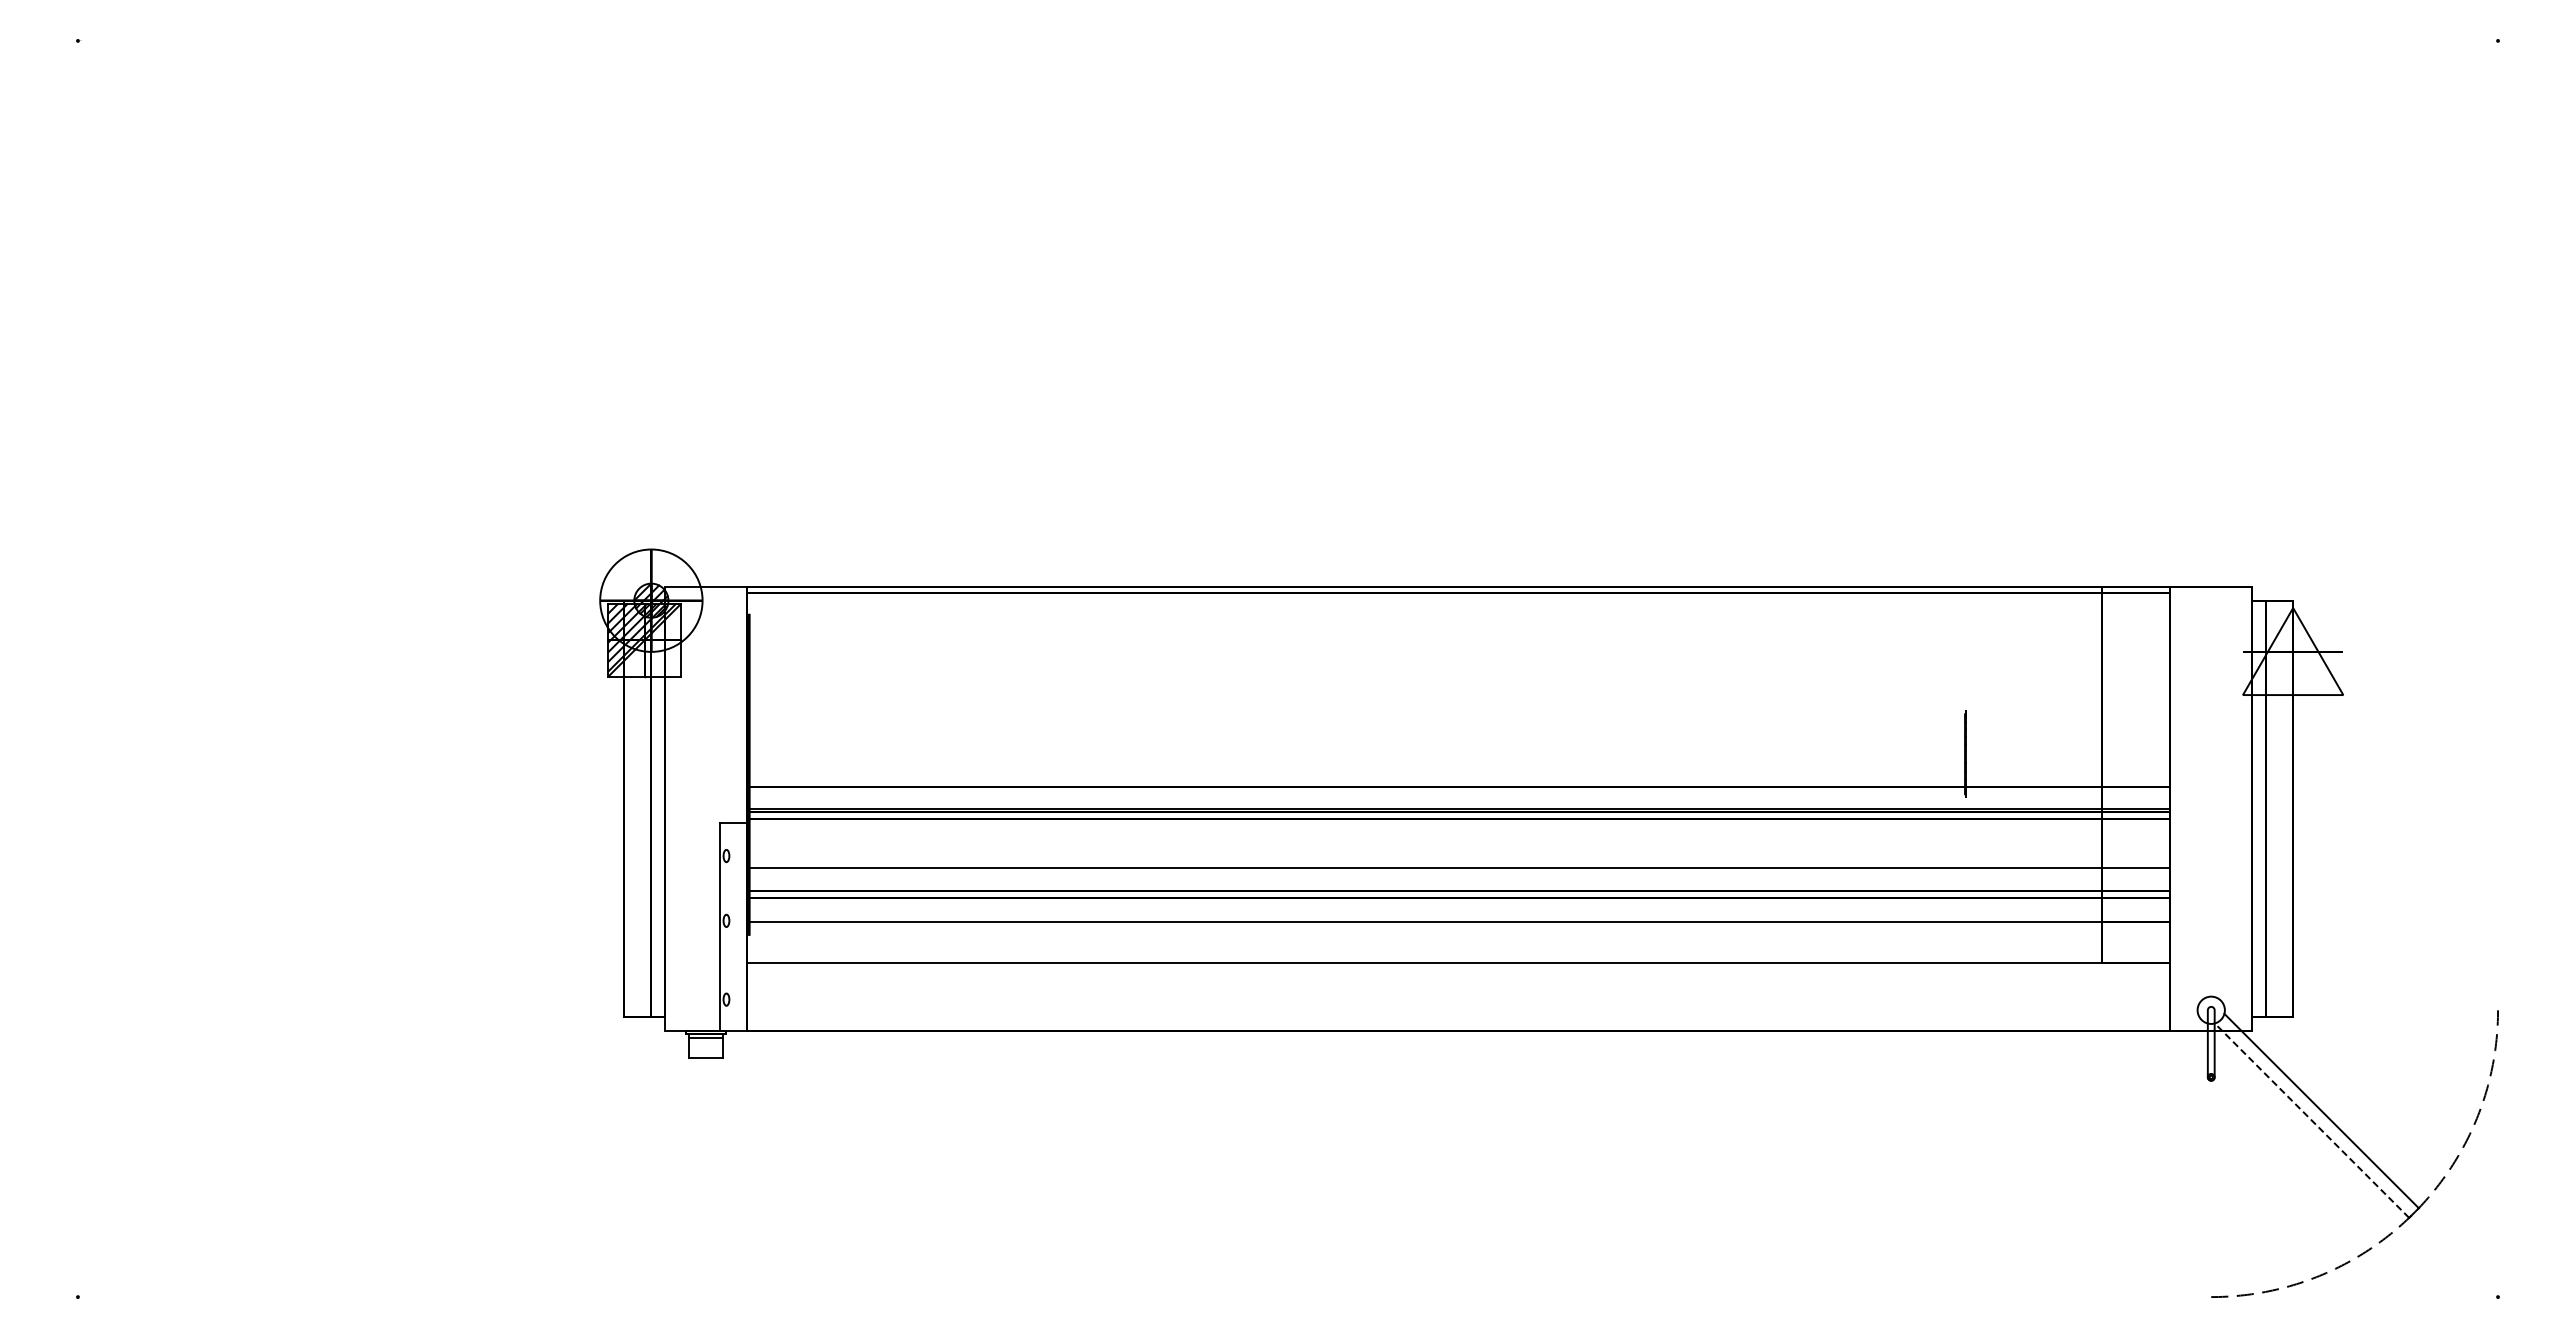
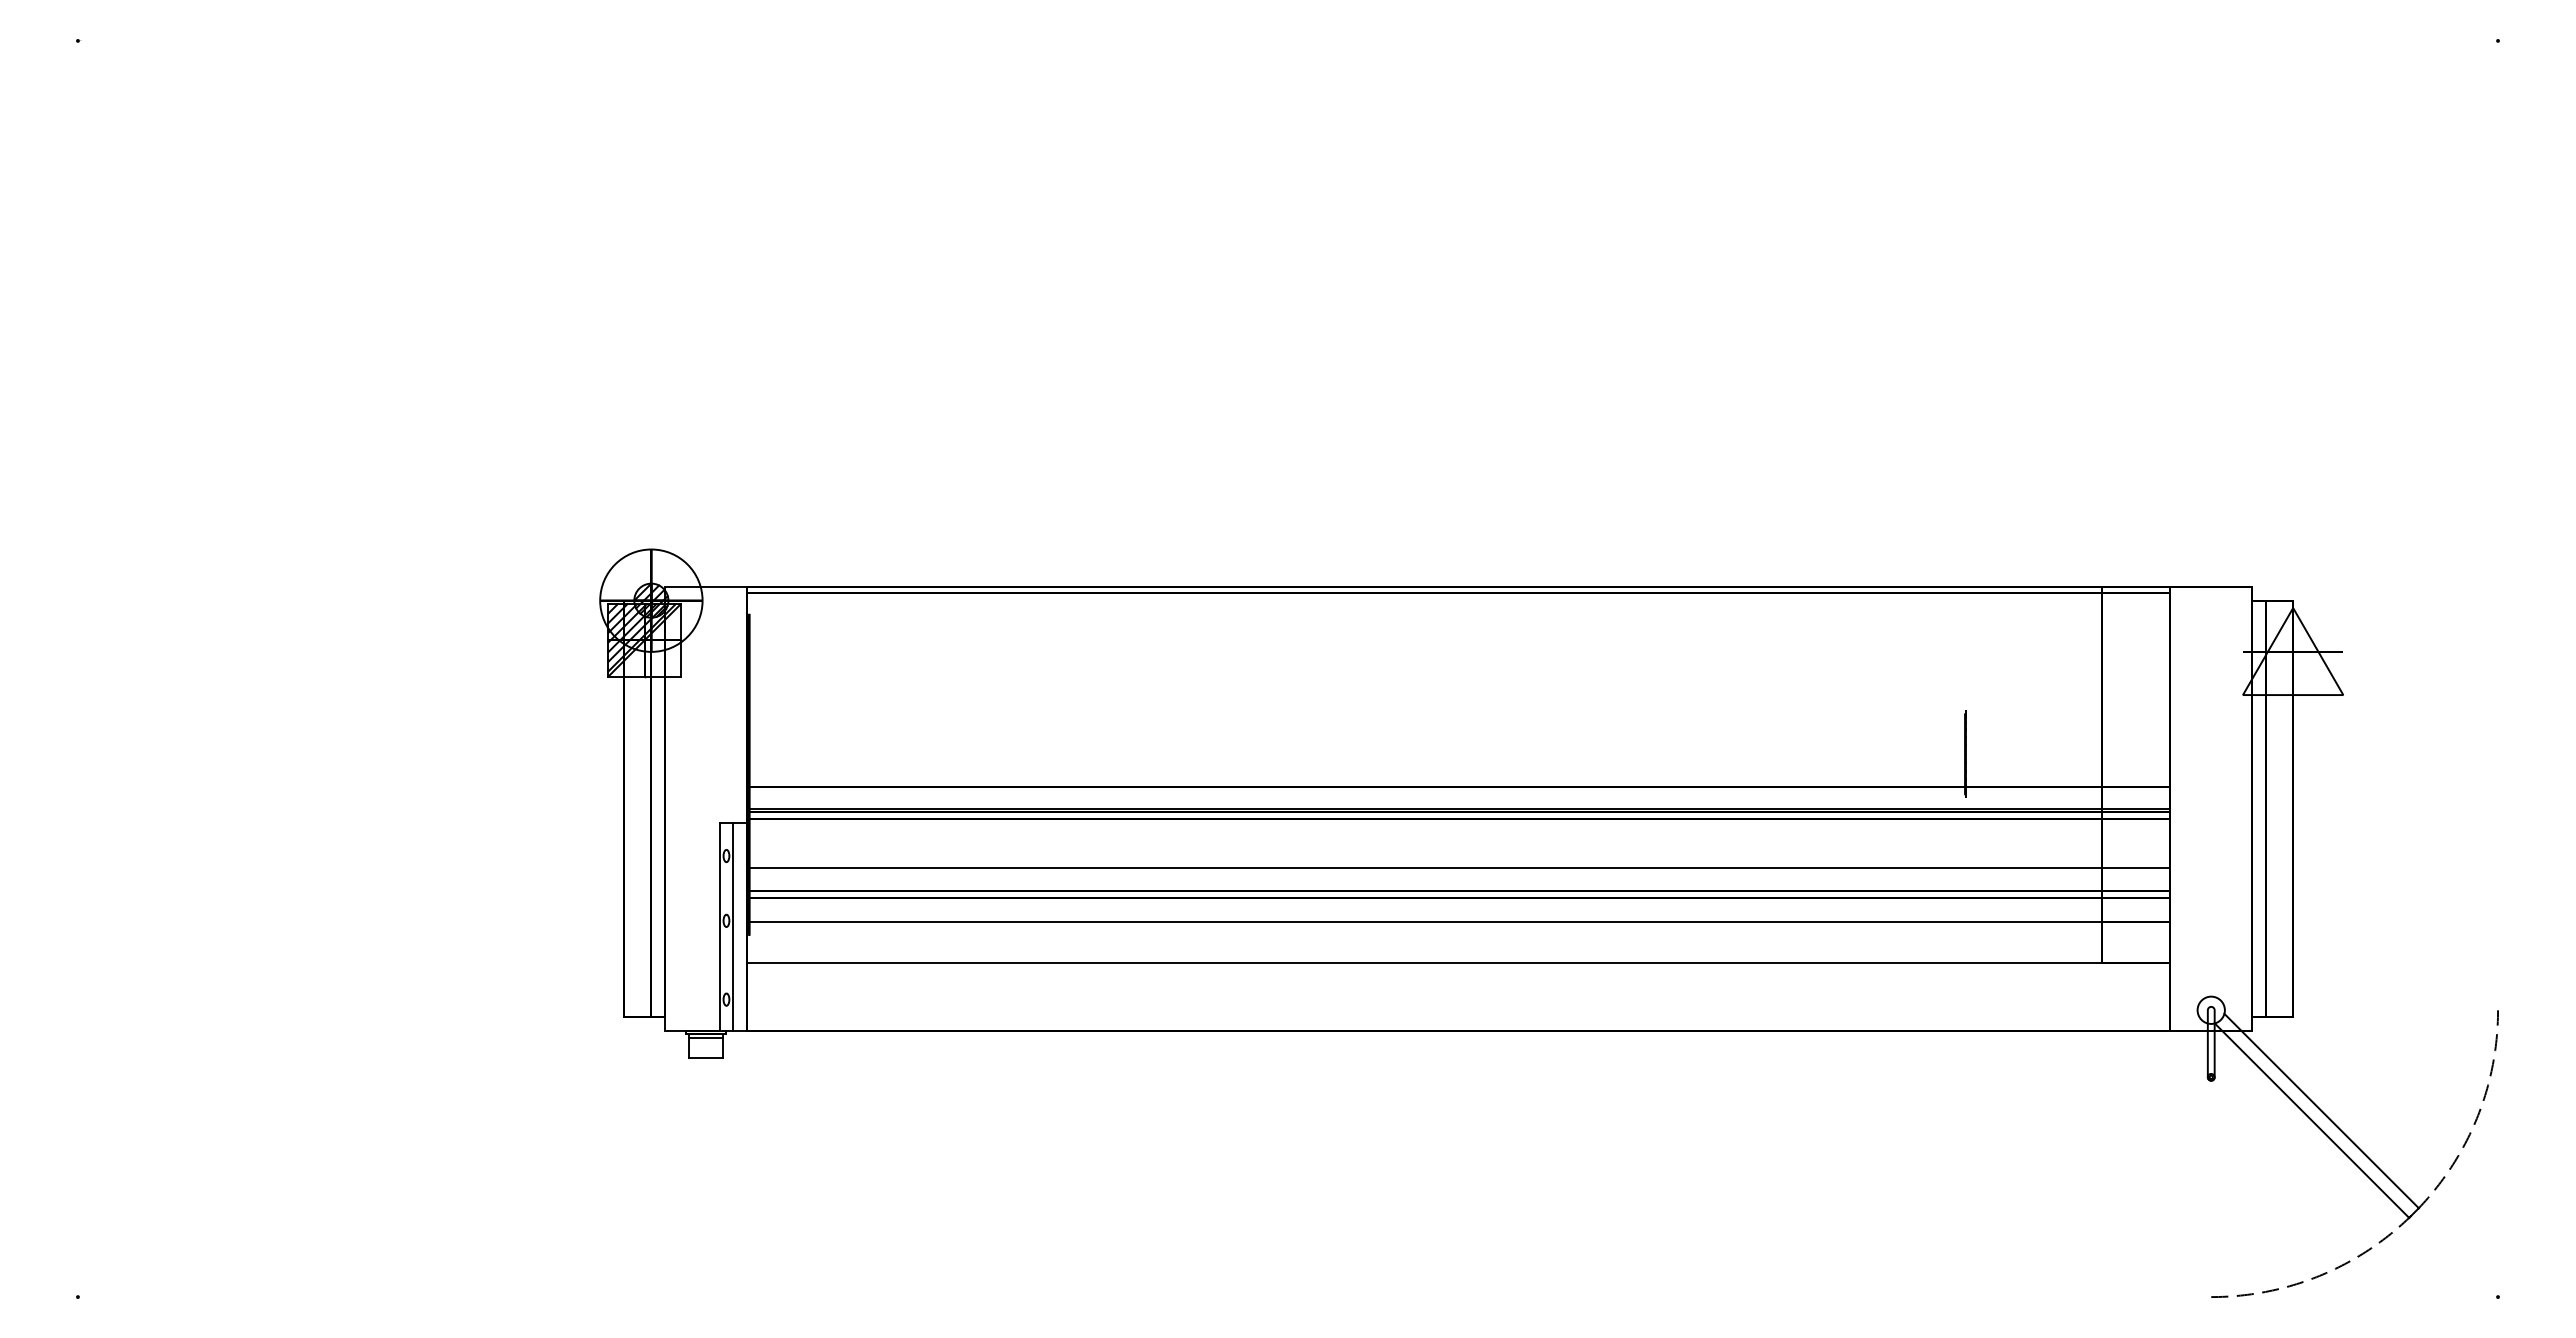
line: none -> present (733, 926)
line: dashed -> solid (2311, 1120)
